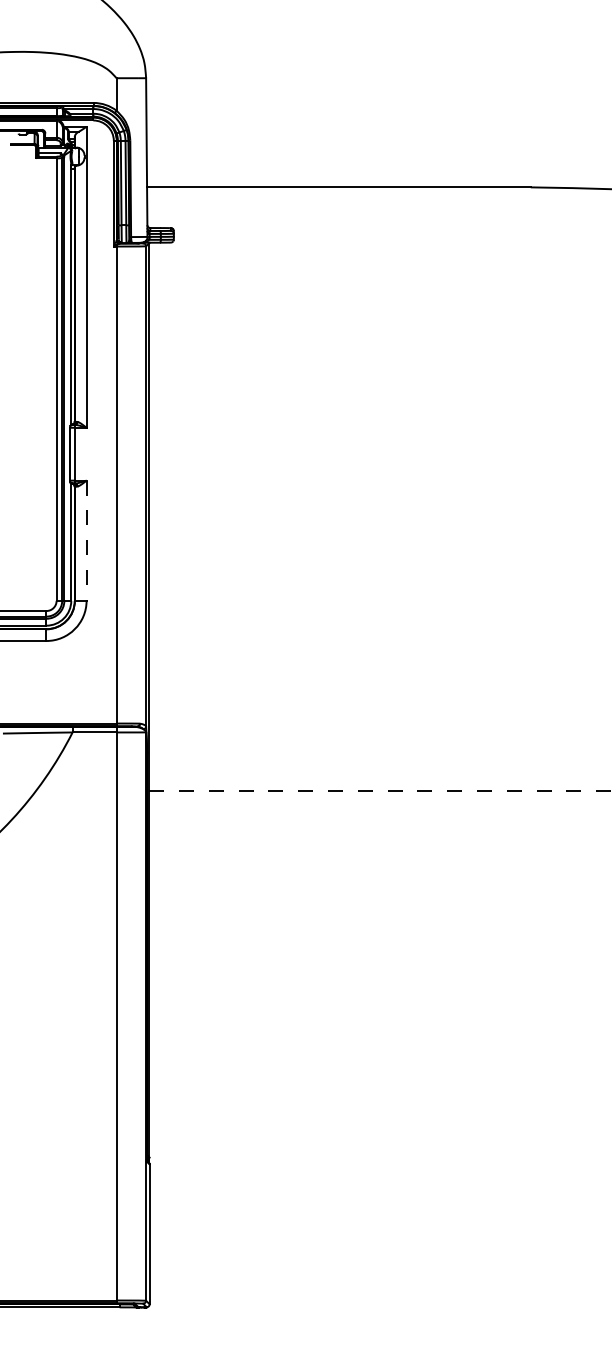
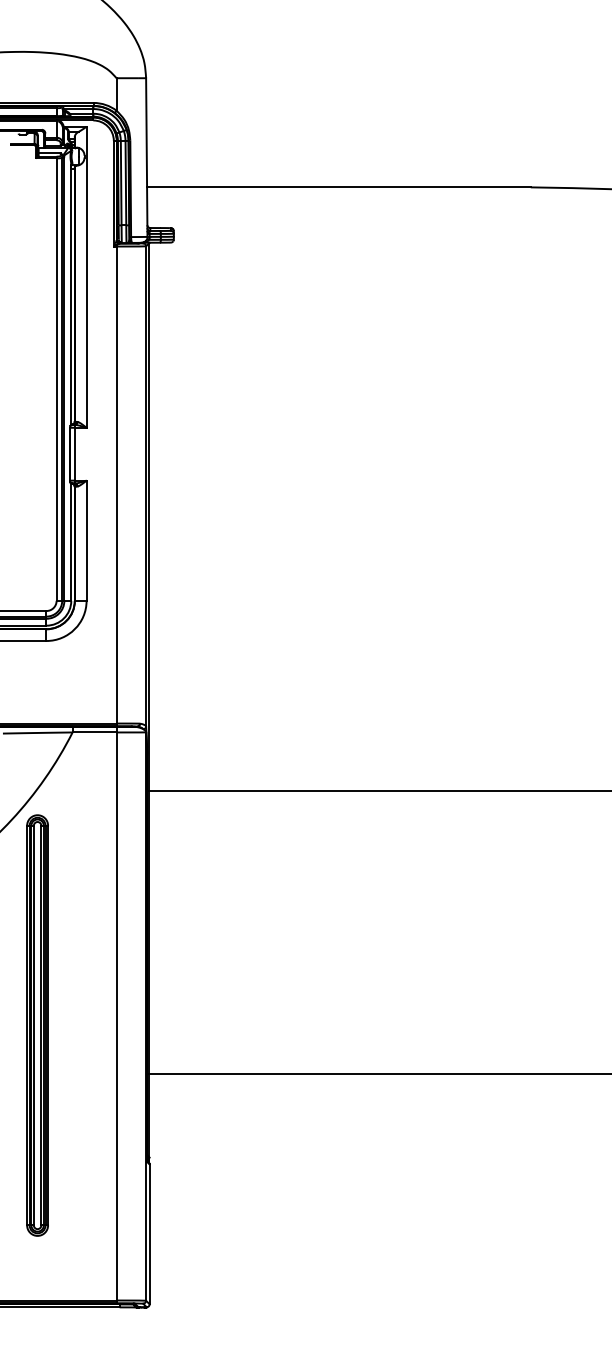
line: dashed -> solid (86, 541)
line: dashed -> solid (380, 791)
part: none -> present (37, 1025)
line: none -> present (378, 1073)
